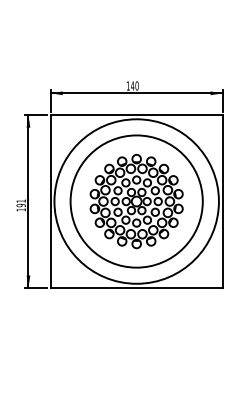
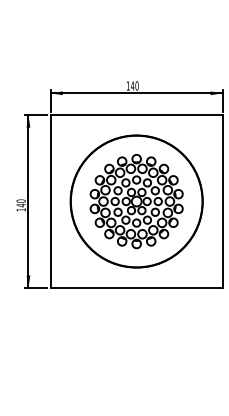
circle diameter: 164 px -> 132 px (136, 201)
text: 191 -> 140 (20, 203)
